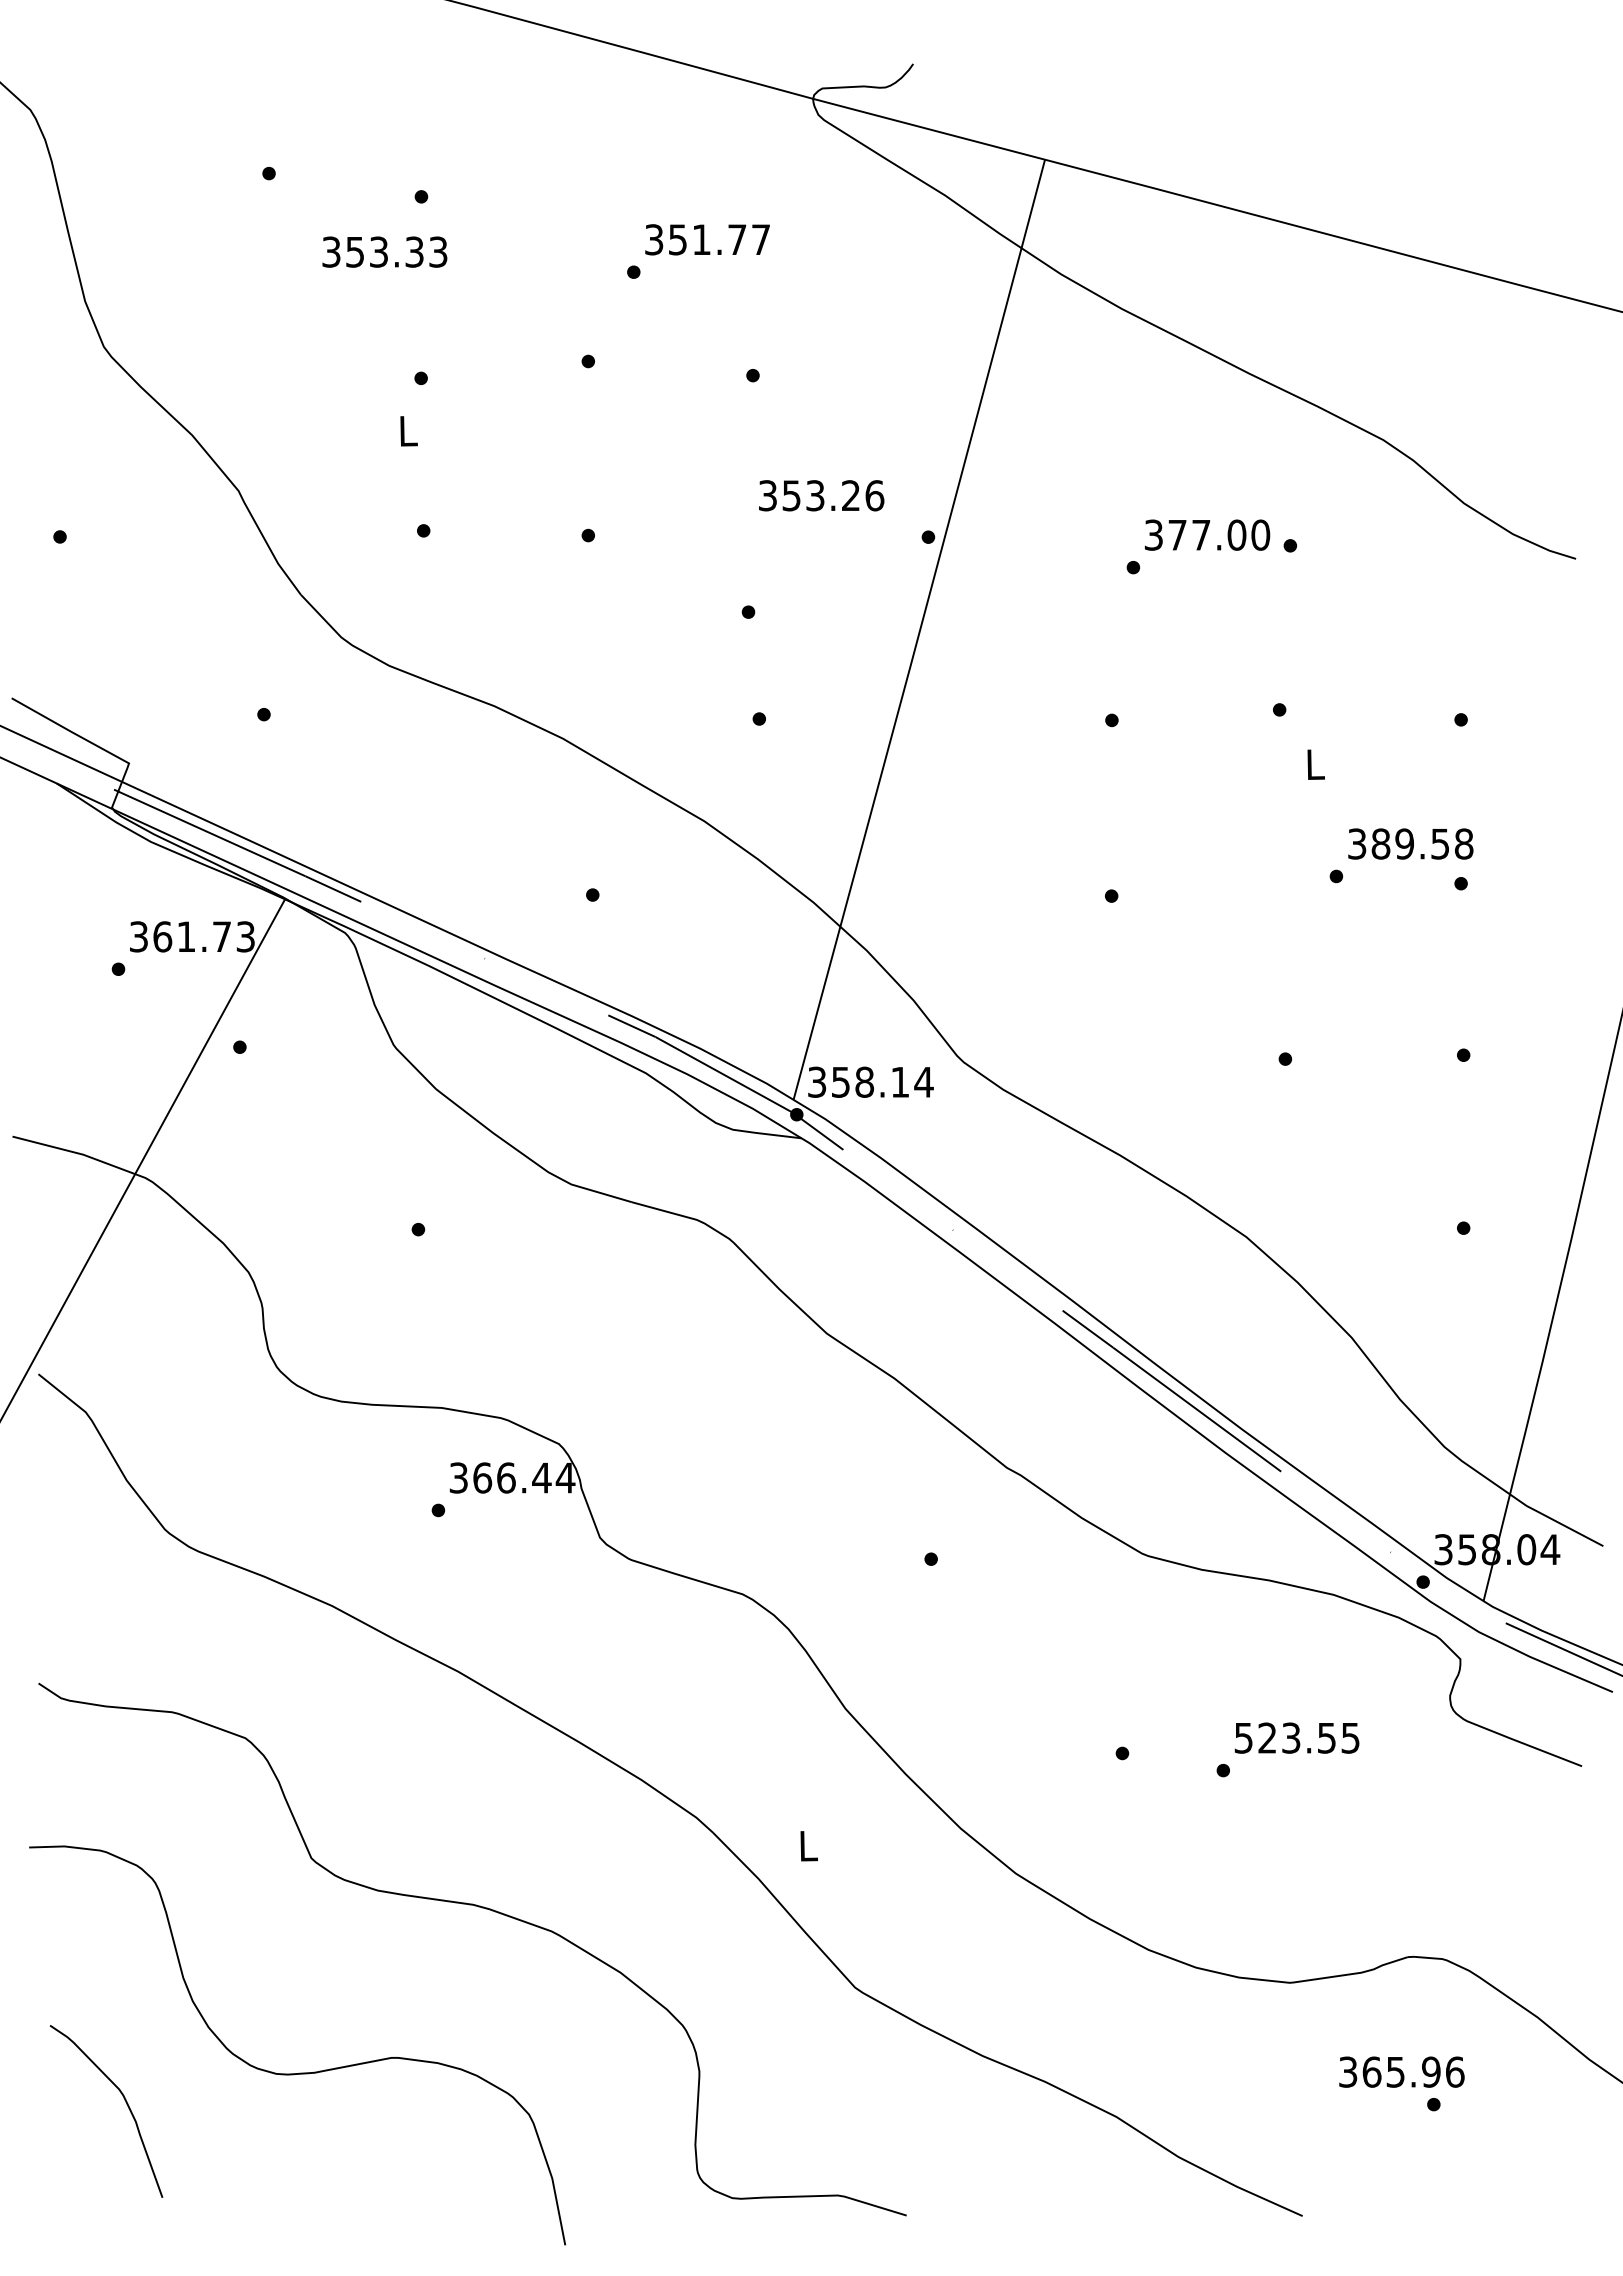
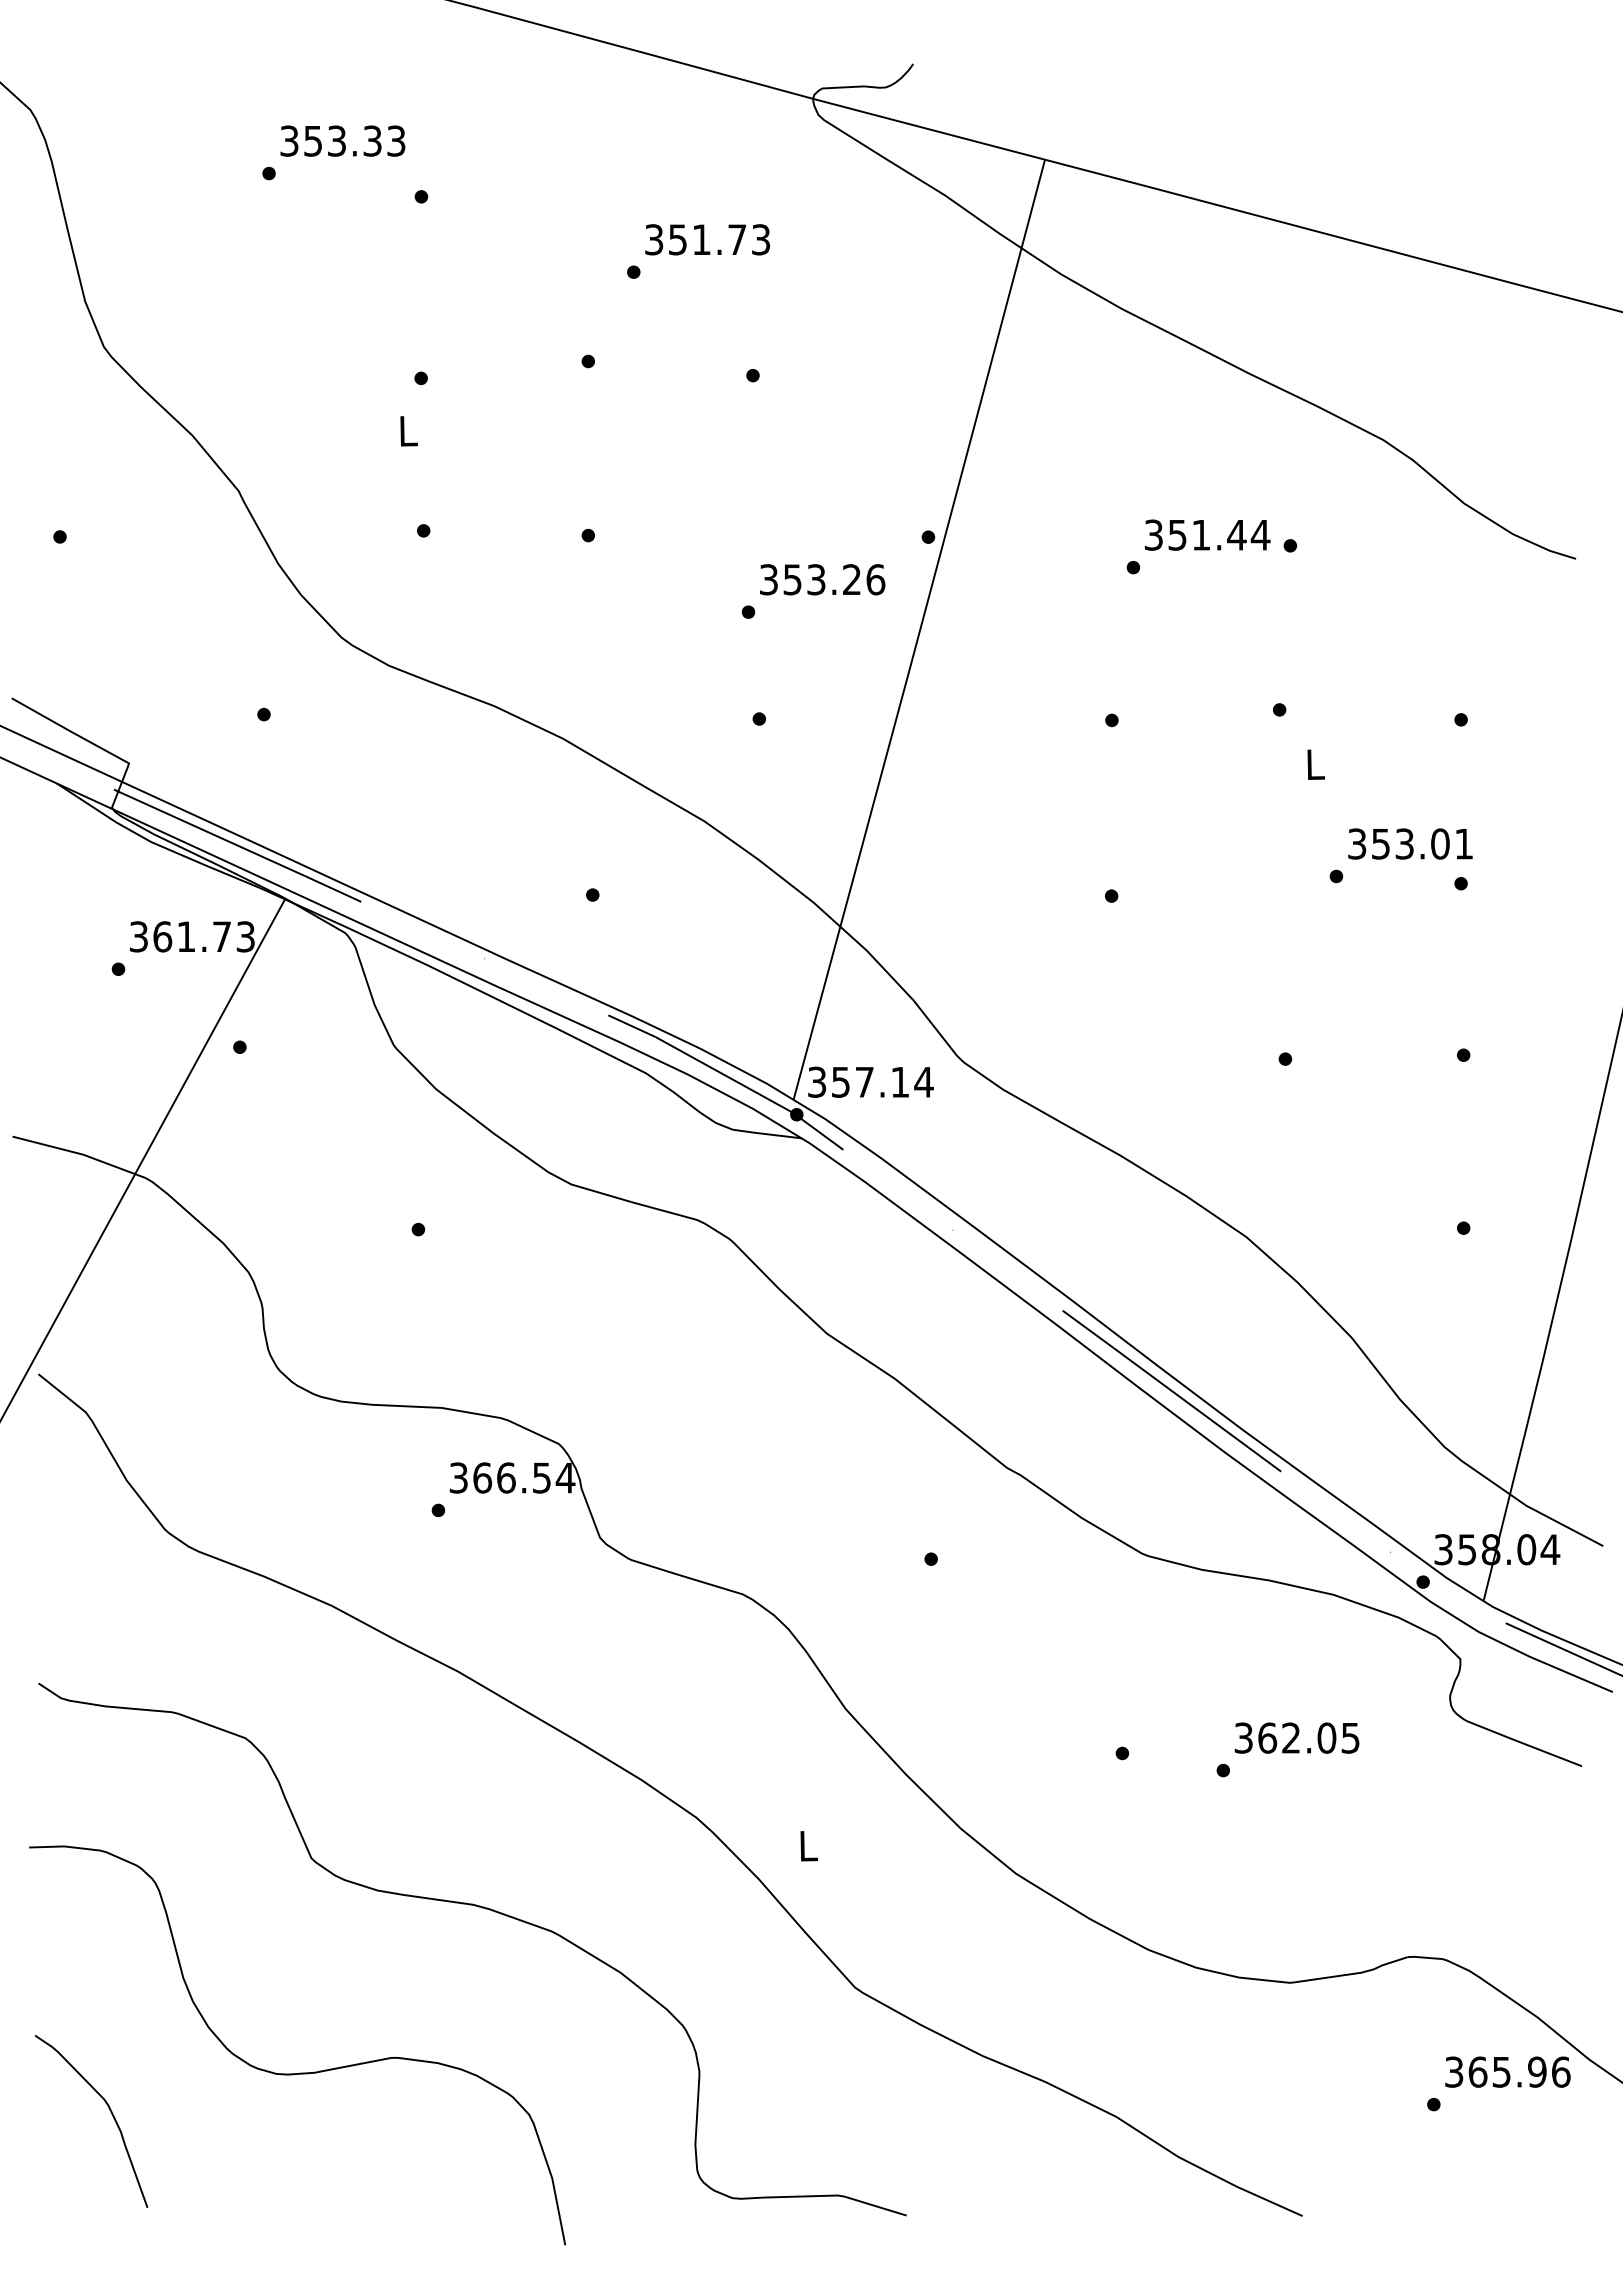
text: 351.77 -> 351.73 (760, 239)
text position: (384, 251) -> (342, 140) (342, 140)
text position: (821, 495) -> (822, 579) (822, 579)
text: 377.00 -> 351.44 (1219, 534)
text: 389.58 -> 353.01 (1422, 843)
text: 358.14 -> 357.14 (864, 1081)
text: 366.44 -> 366.54 (541, 1477)
text: 523.55 -> 362.05 (1285, 1737)
text position: (1401, 2071) -> (1507, 2071) (1507, 2071)
curve position: (125, 2102) -> (110, 2112) (110, 2112)
